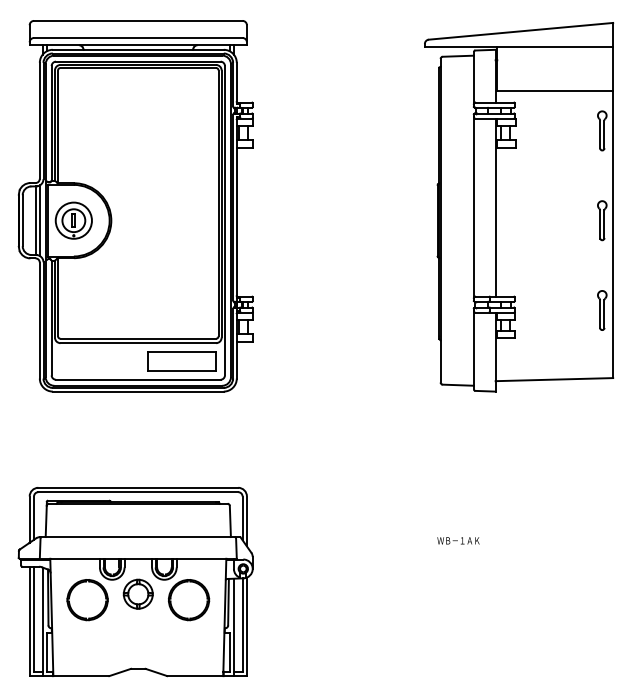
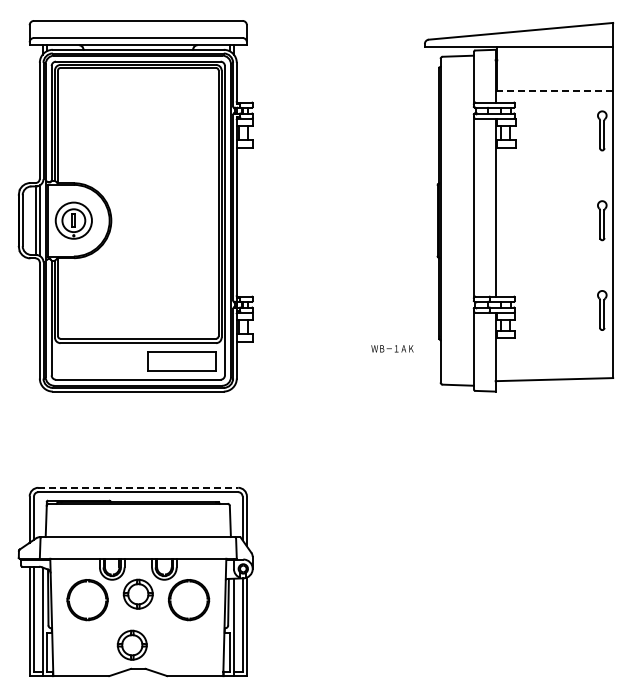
line: solid -> dashed (555, 90)
line: solid -> dashed (138, 487)
text position: (458, 540) -> (392, 348) (392, 348)
part: none -> present (131, 644)
